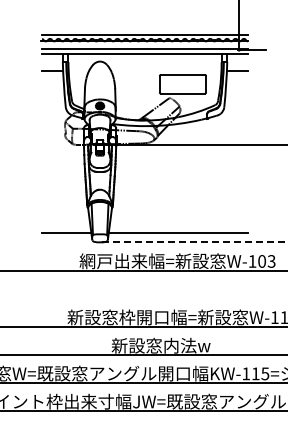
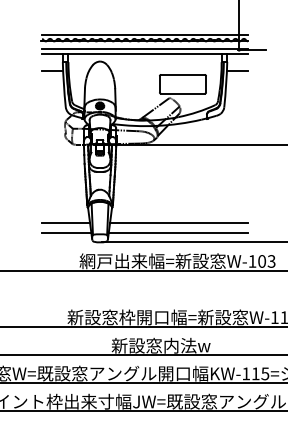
line: none -> present (66, 223)
line: none -> present (178, 223)
line: dashed -> solid (194, 242)
